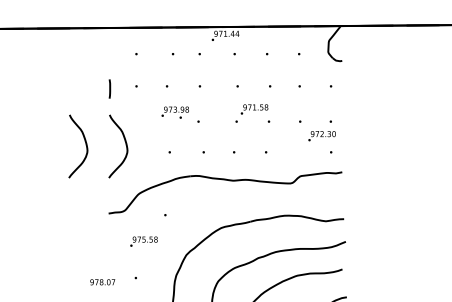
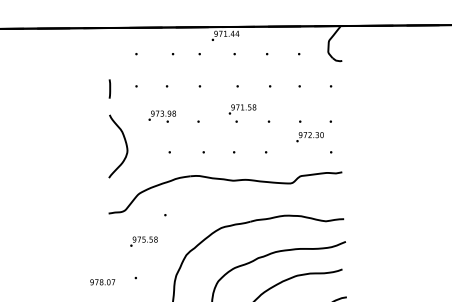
text position: (254, 109) -> (242, 109) (242, 109)
text position: (174, 112) -> (161, 116) (161, 116)
text position: (321, 136) -> (309, 137) (309, 137)
curve: present -> none (85, 145)
